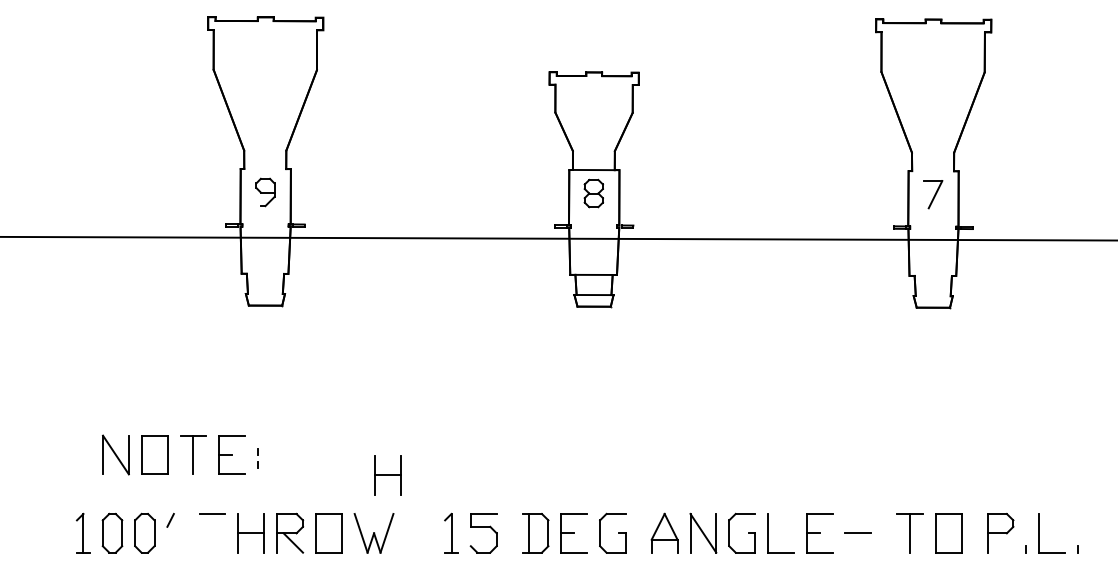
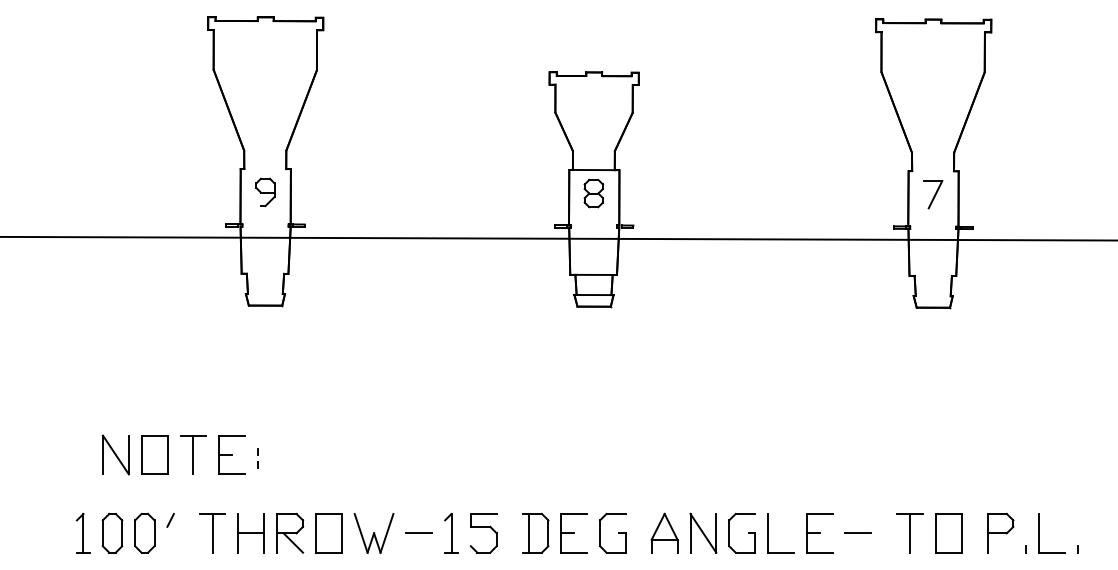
part: present -> none (387, 475)
line: none -> present (212, 532)
line: none -> present (419, 533)
